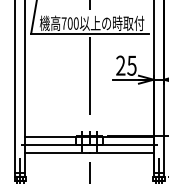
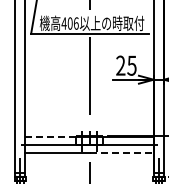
text: 700 -> 406 (69, 23)
line: solid -> dashed (50, 136)
line: solid -> dashed (122, 152)
